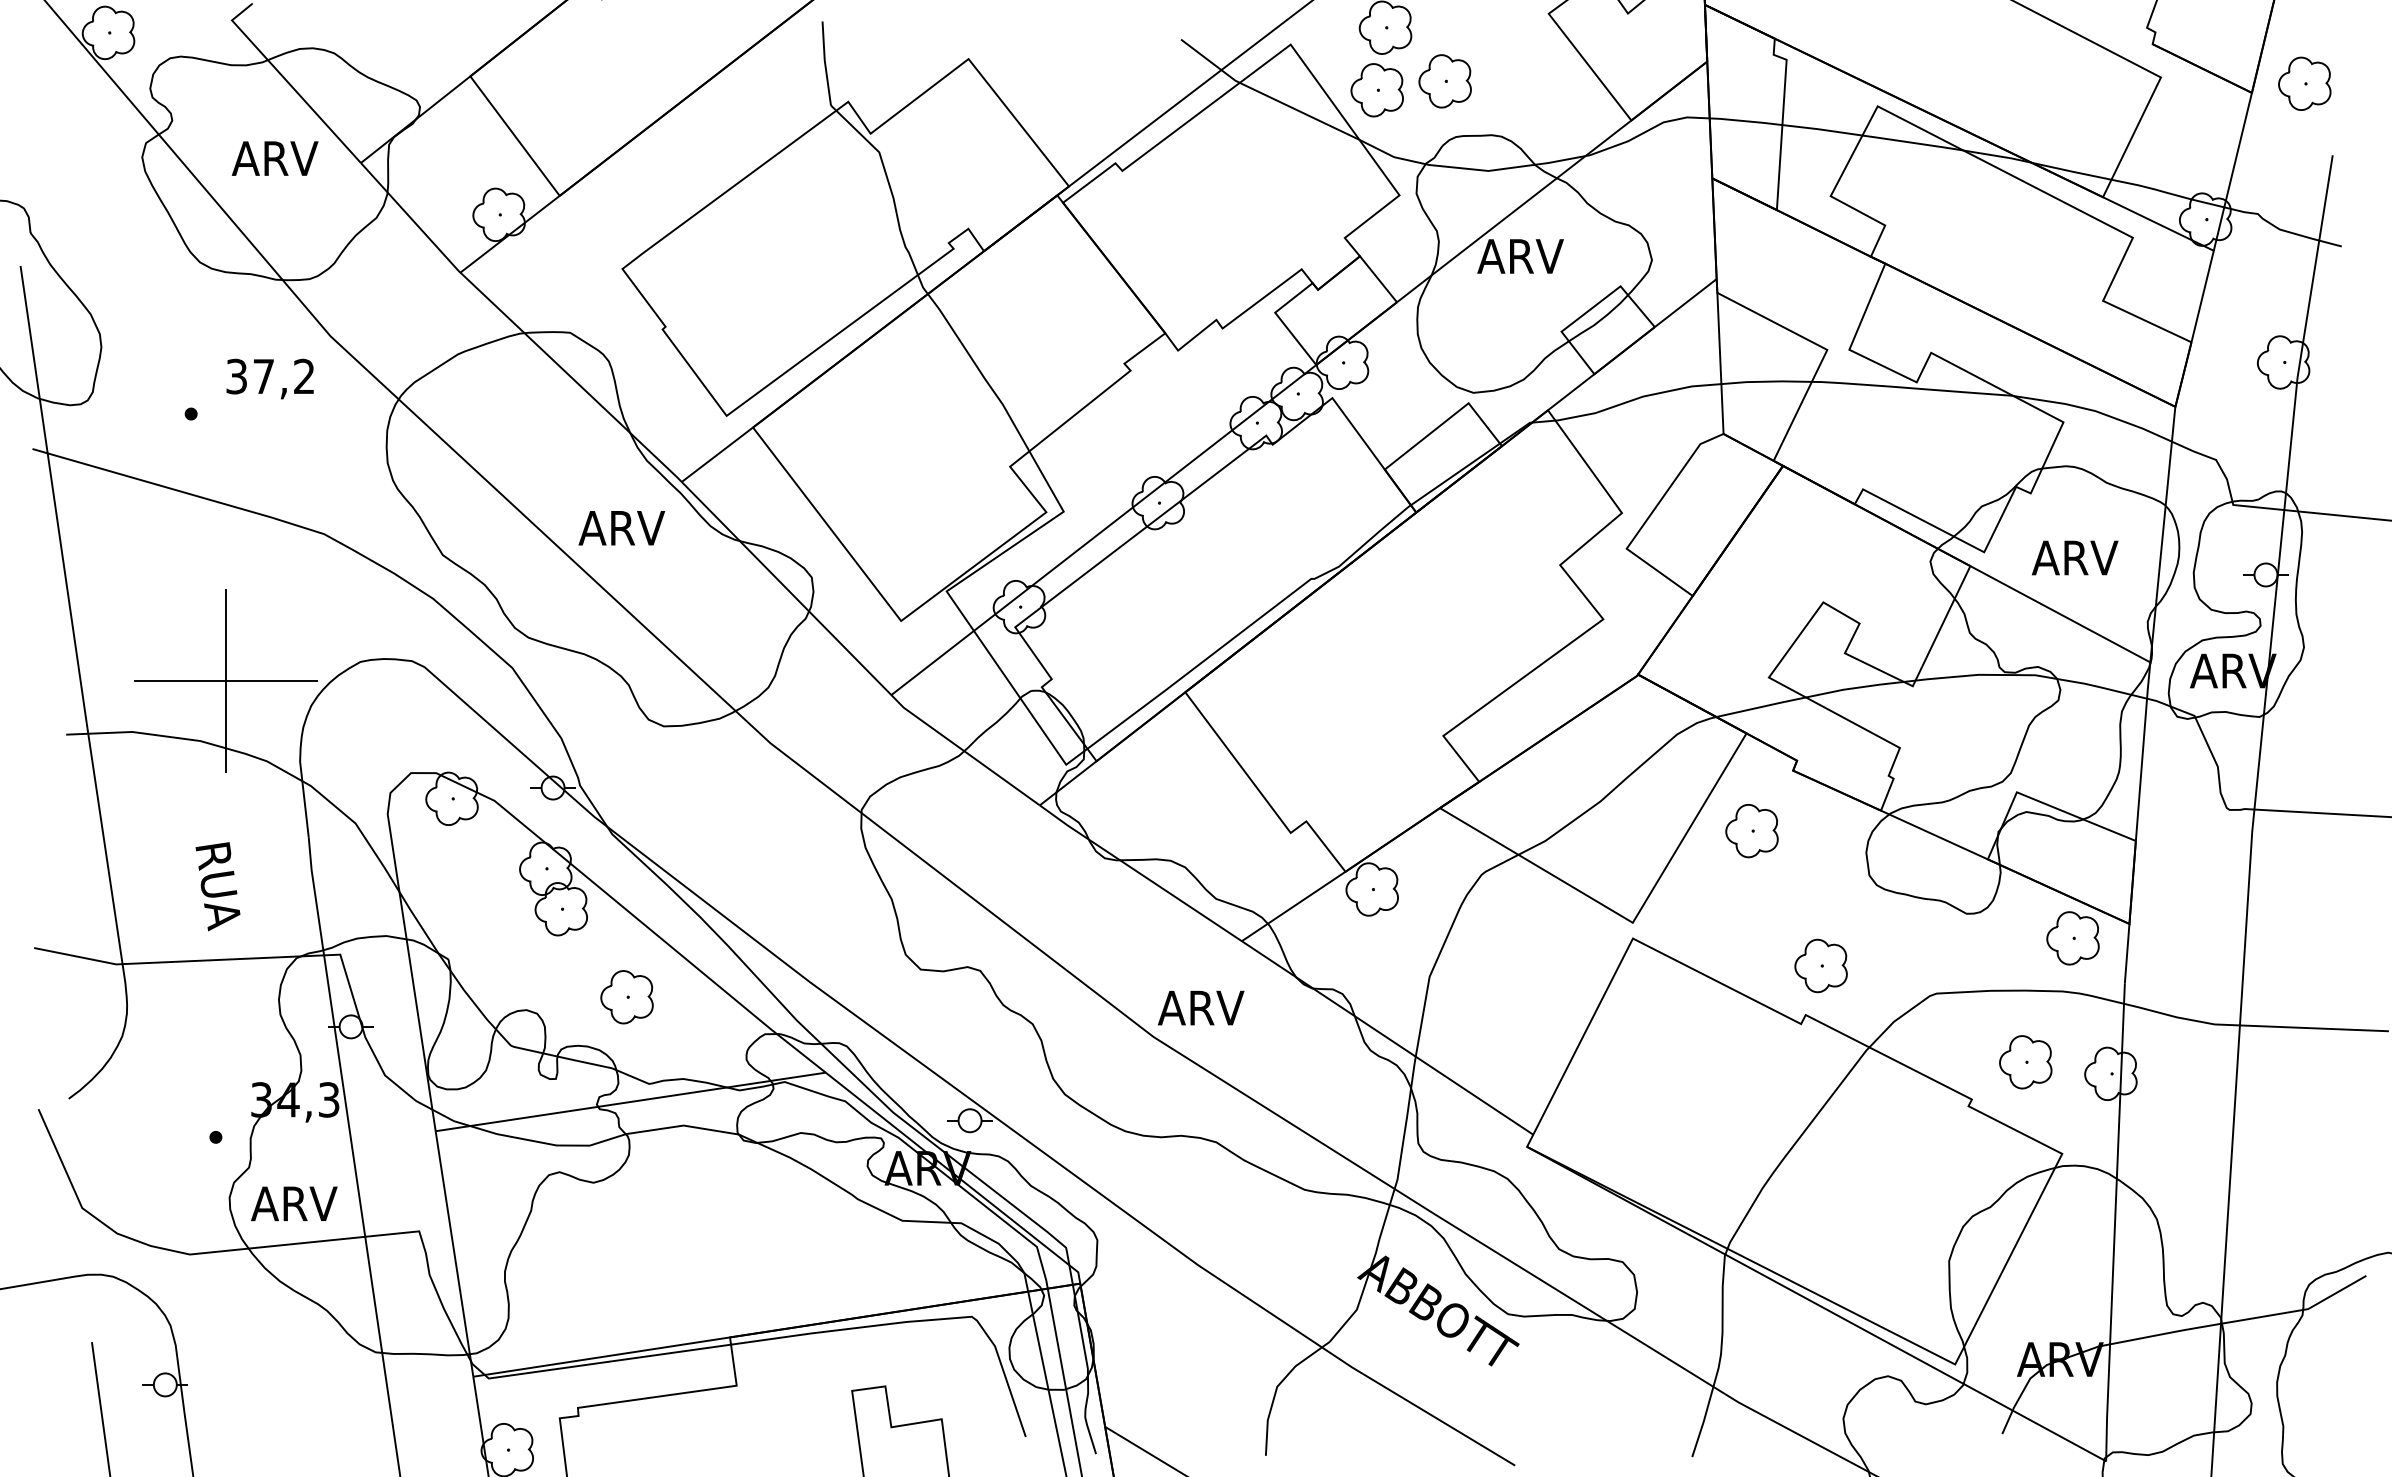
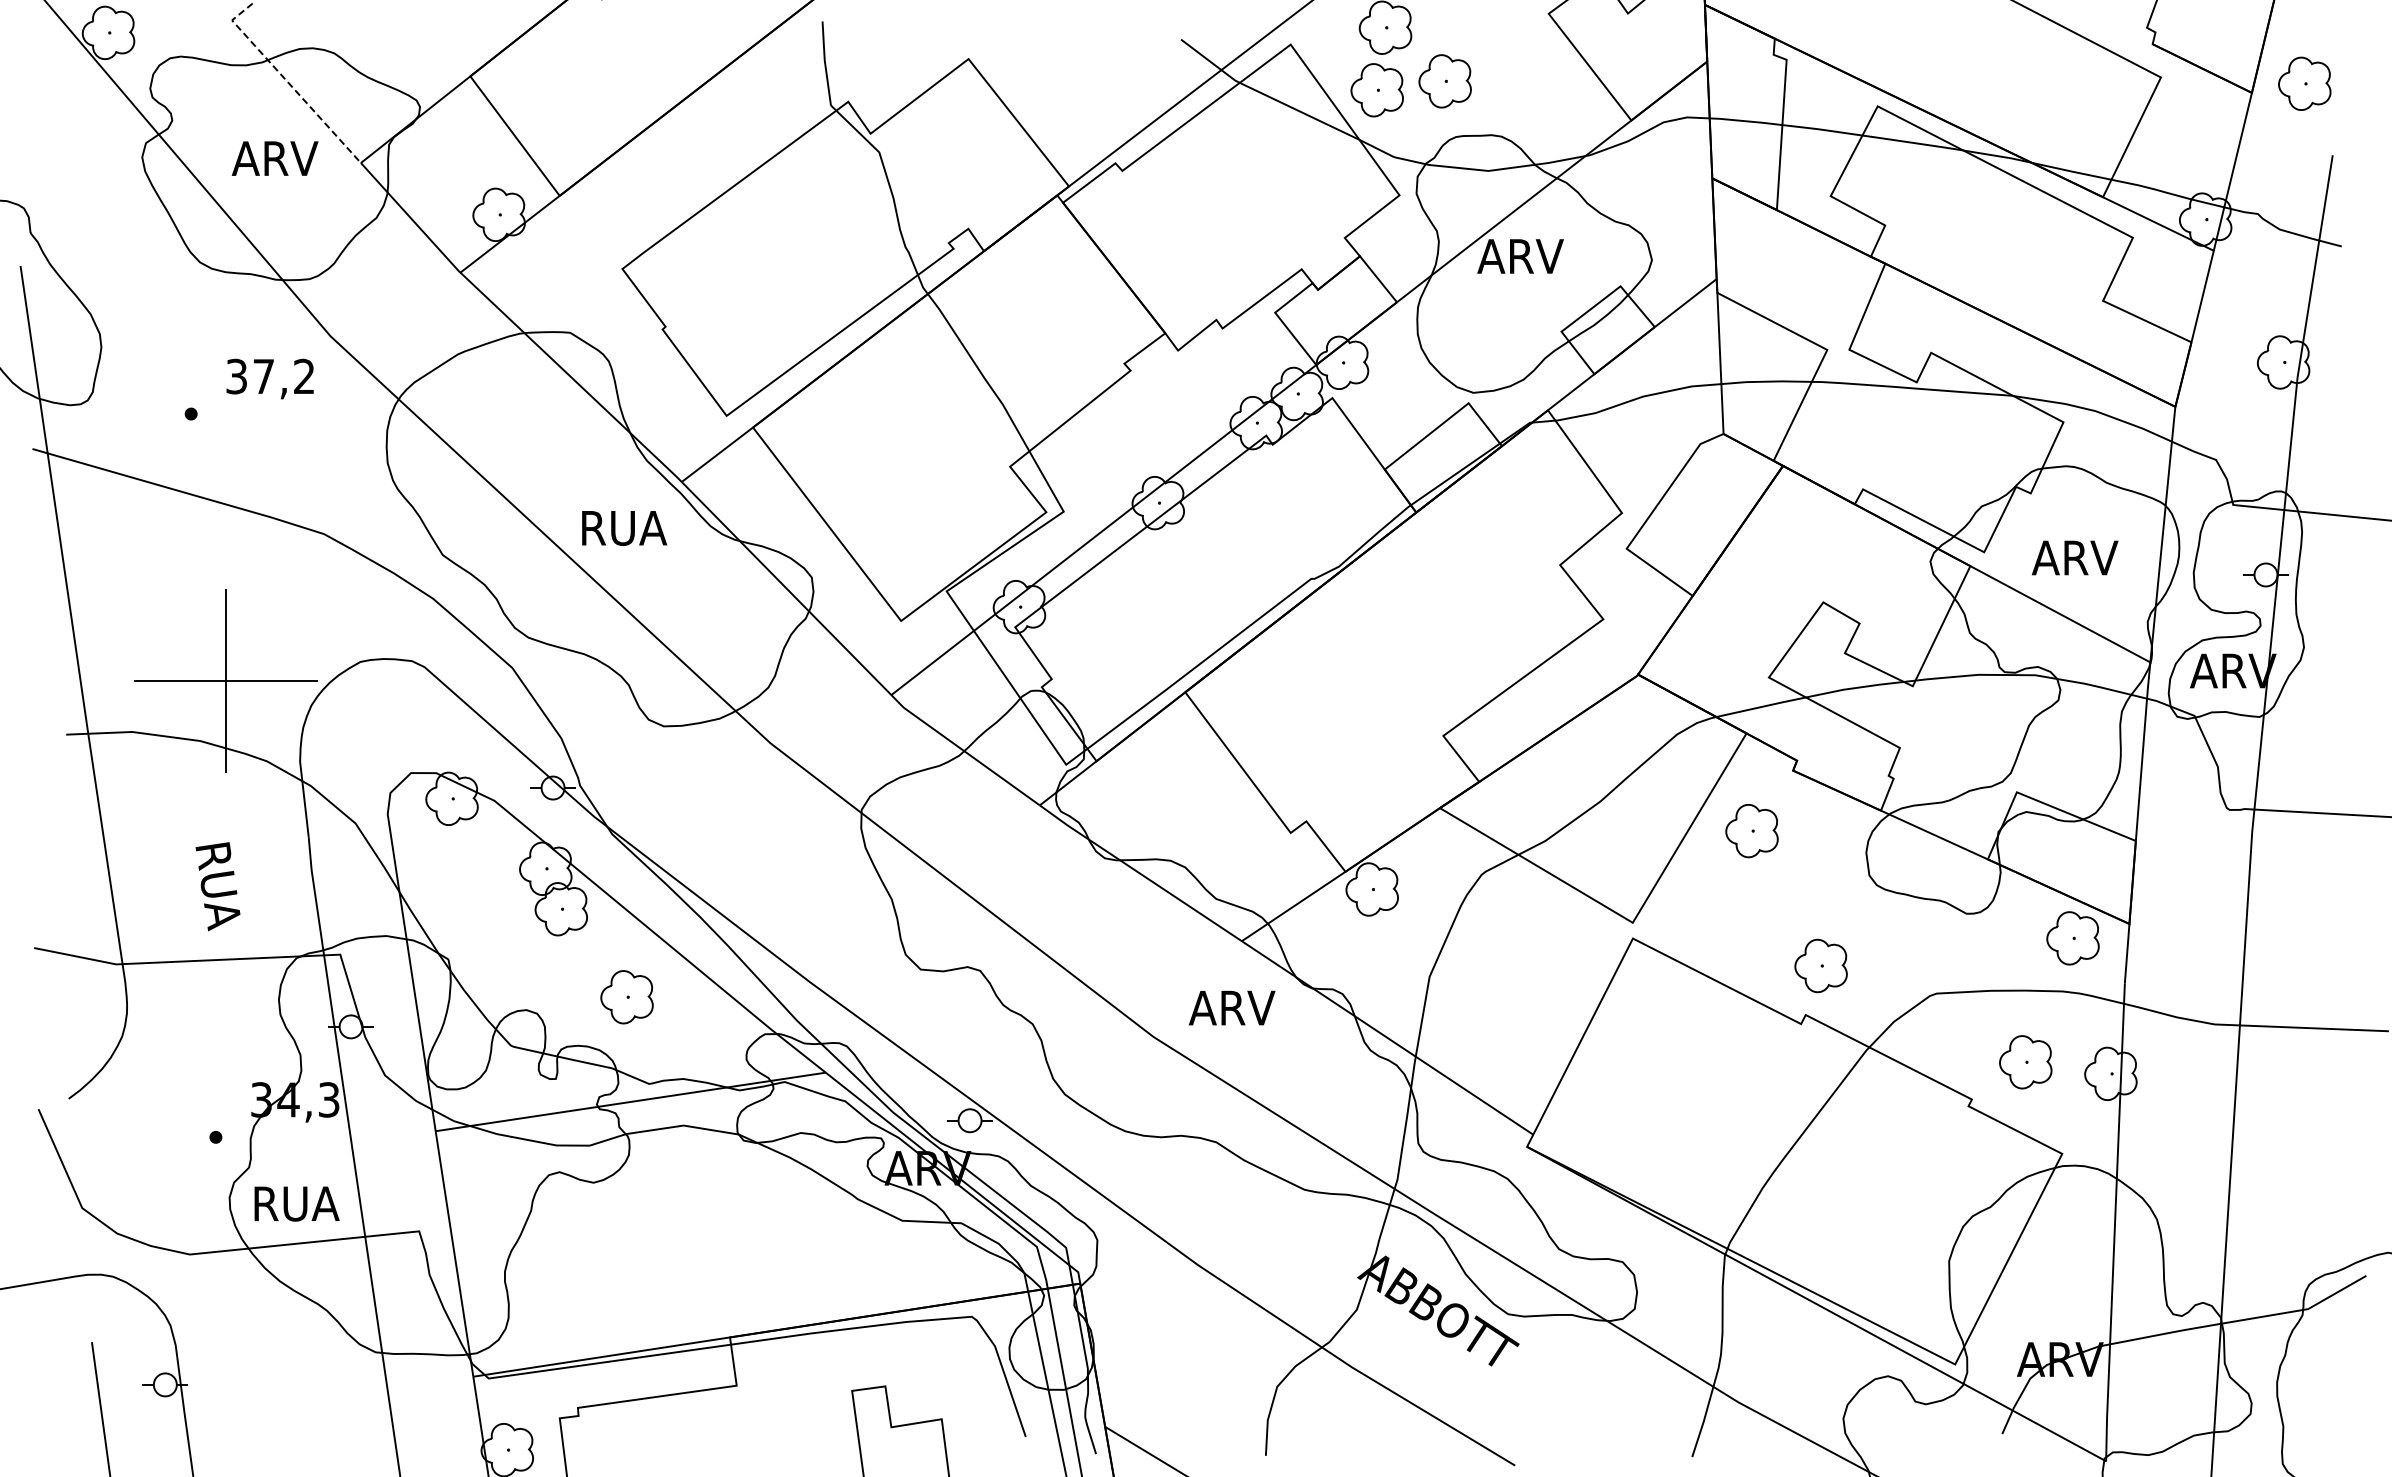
line: solid -> dashed (287, 81)
text: ARV -> RUA (622, 528)
text position: (1201, 1007) -> (1232, 1007) (1232, 1007)
text: ARV -> RUA (295, 1203)
